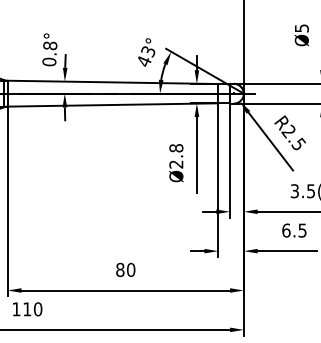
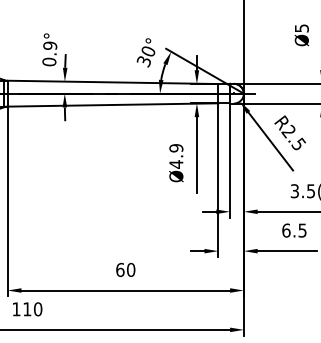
text: 0.8° -> 0.9° (50, 45)
text: 43° -> 30° (145, 56)
text: Ø2.8 -> Ø4.9 (176, 156)
text: 80 -> 60 (120, 269)
